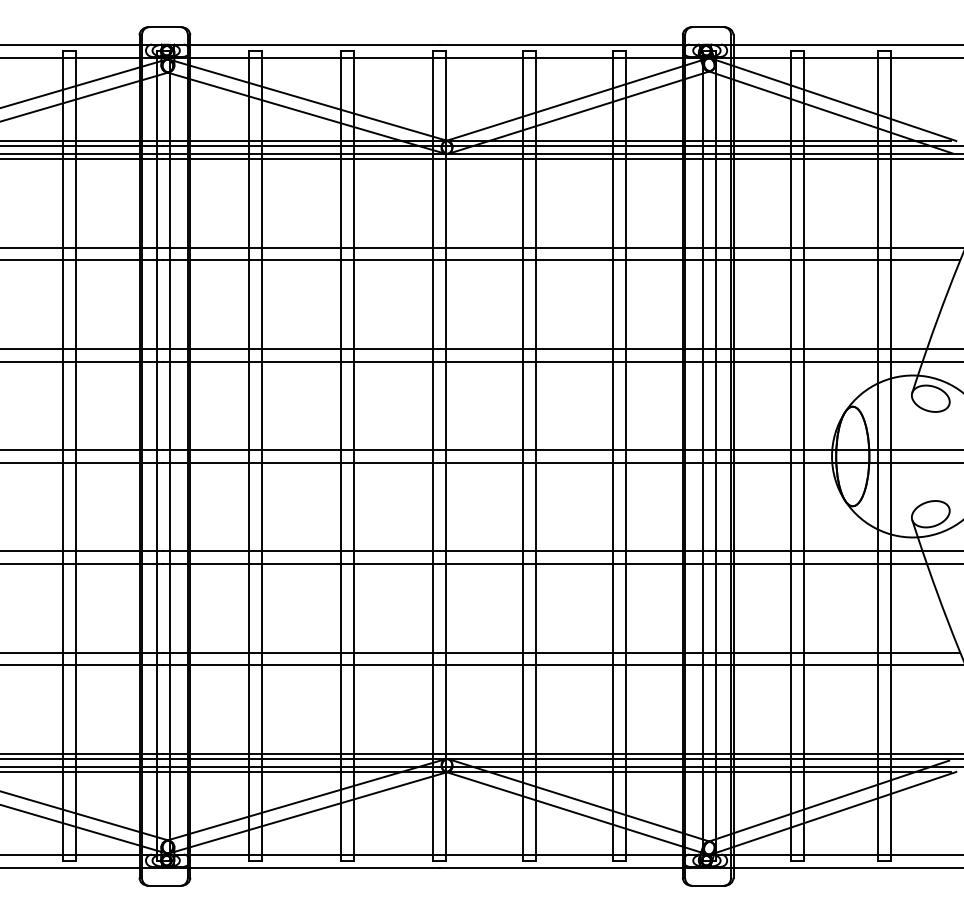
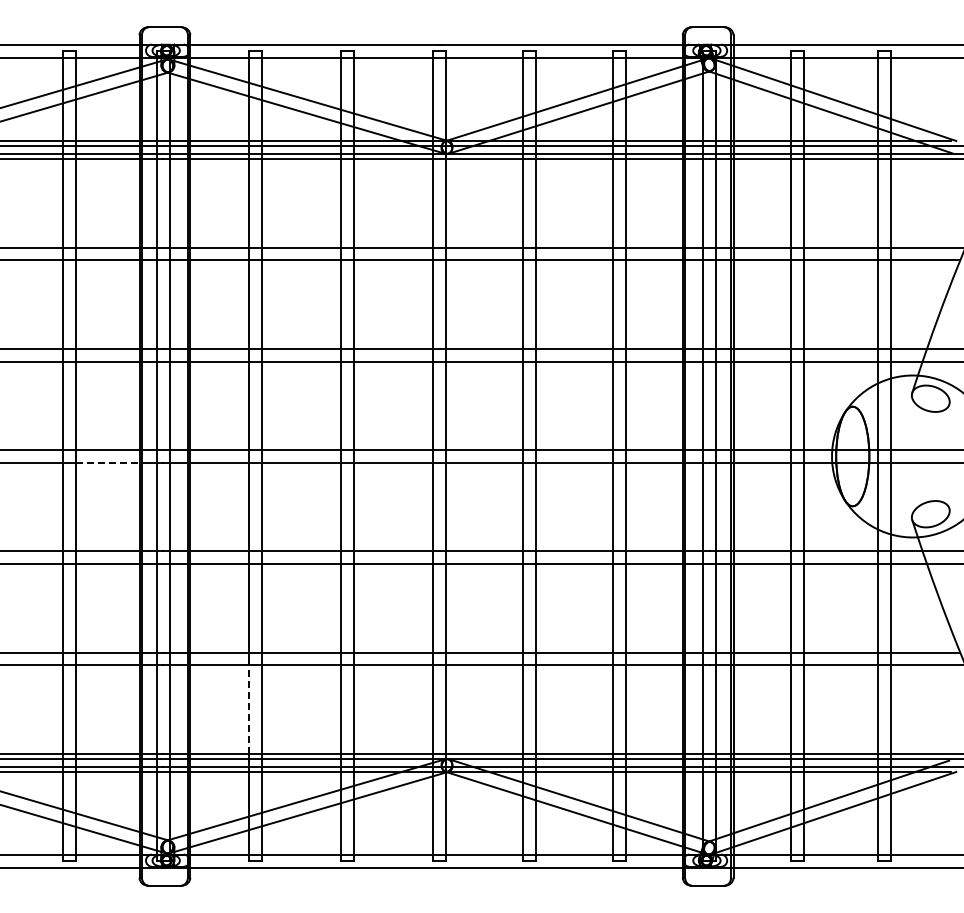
line: solid -> dashed (107, 462)
line: solid -> dashed (248, 709)
